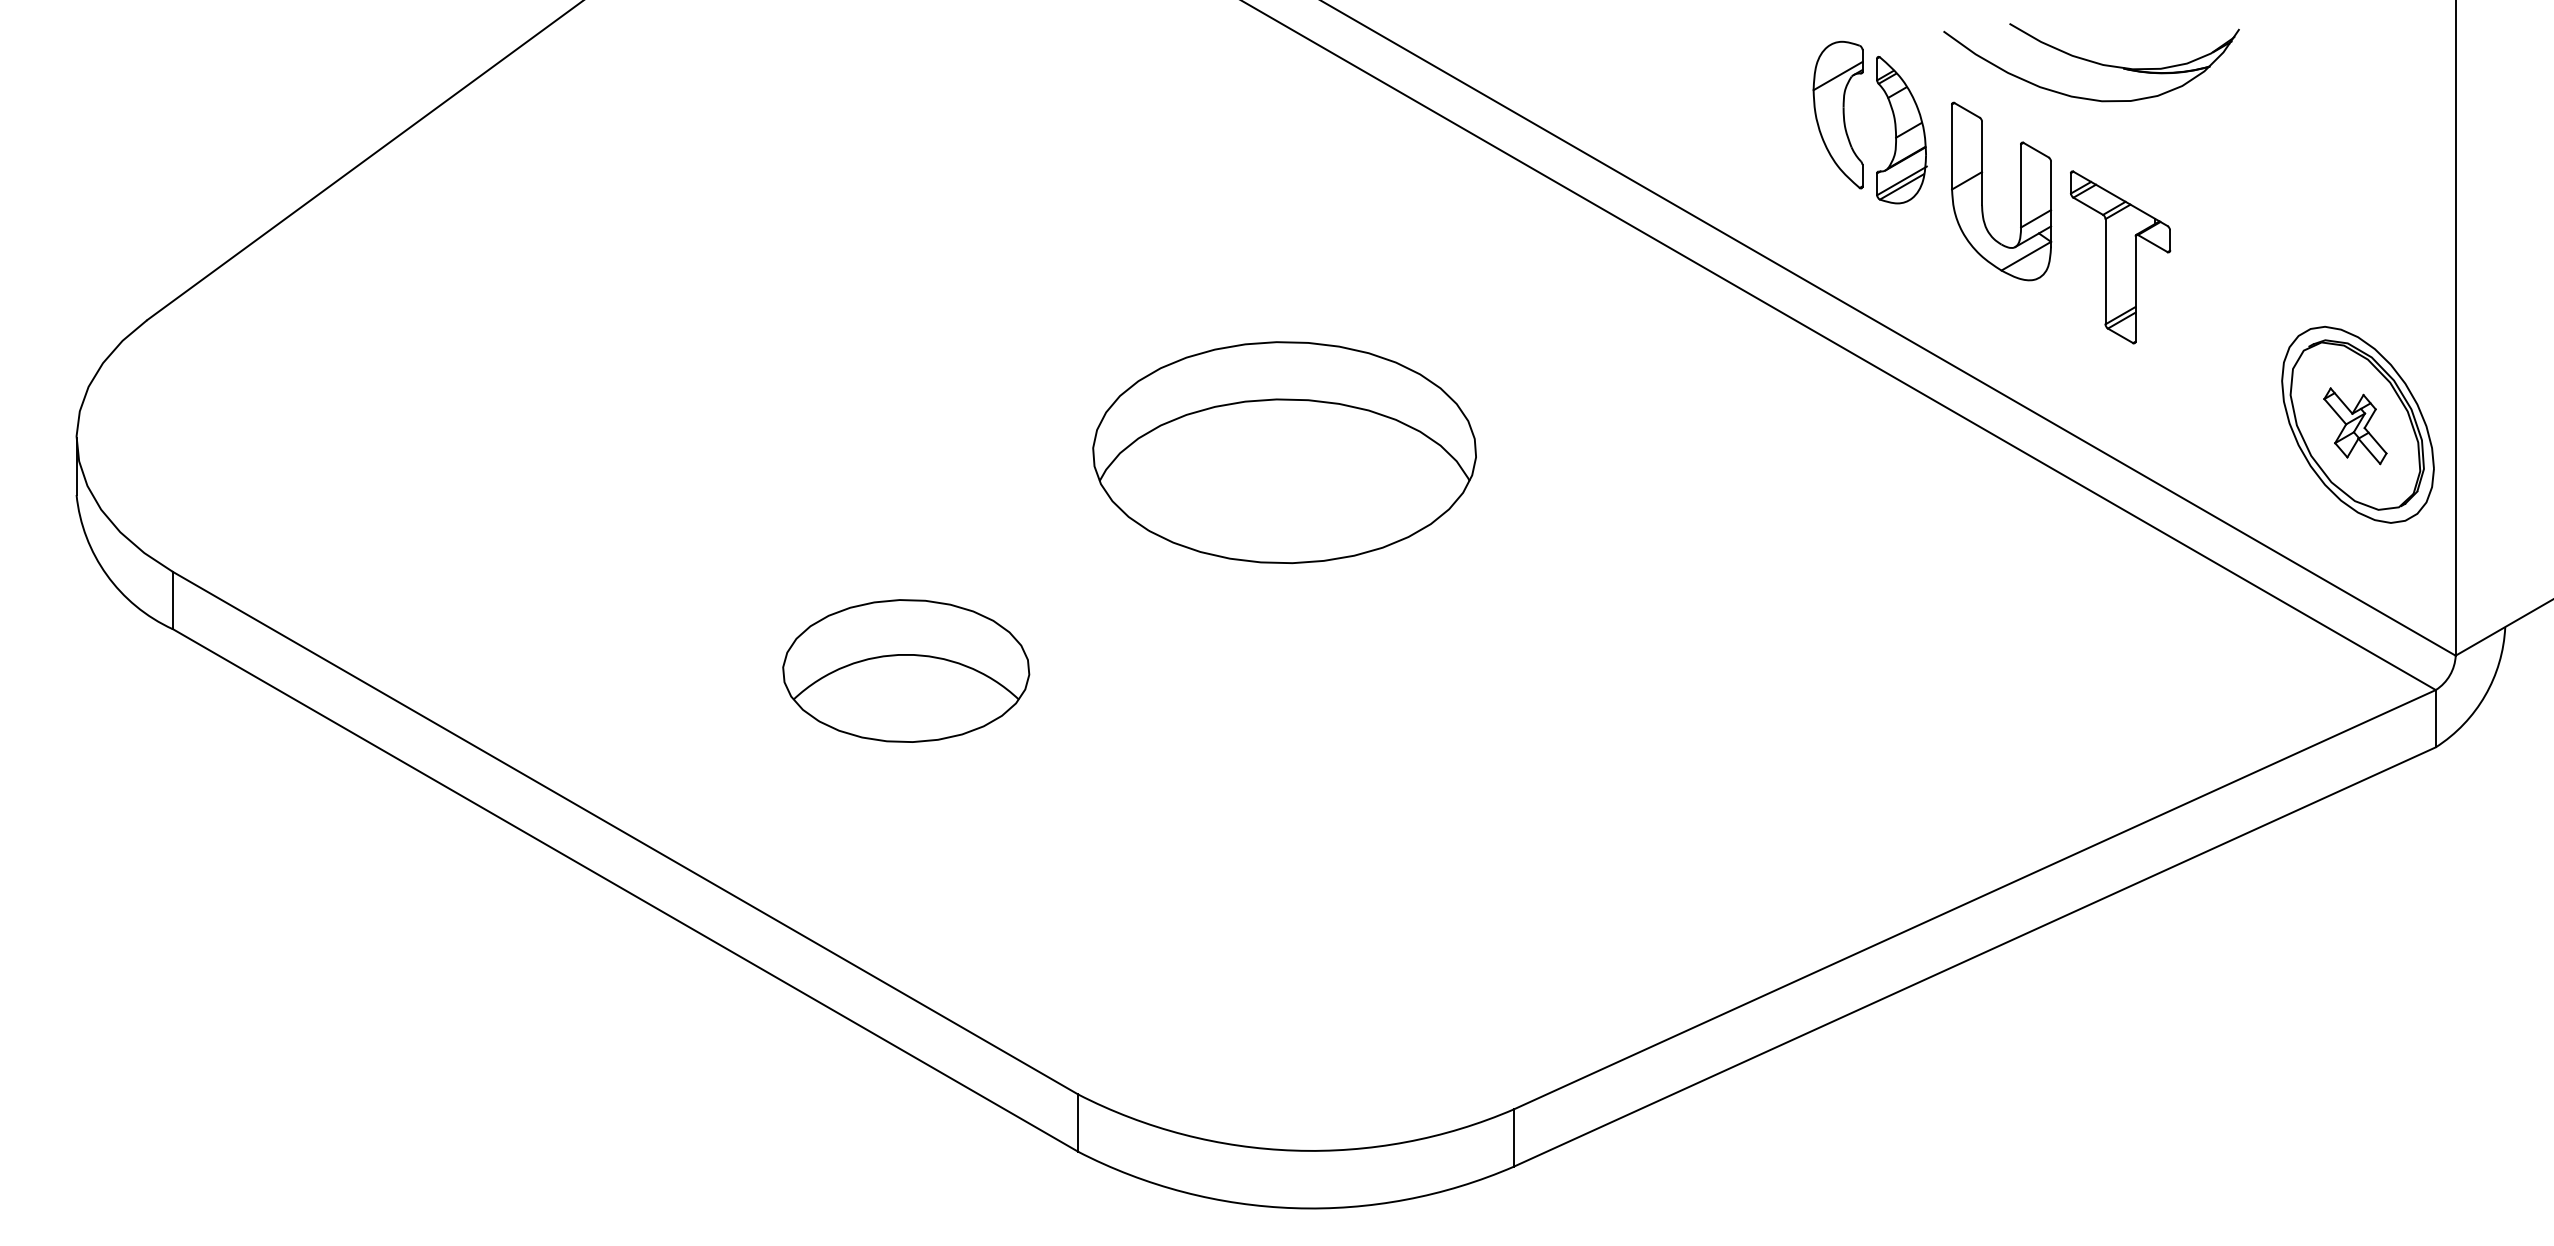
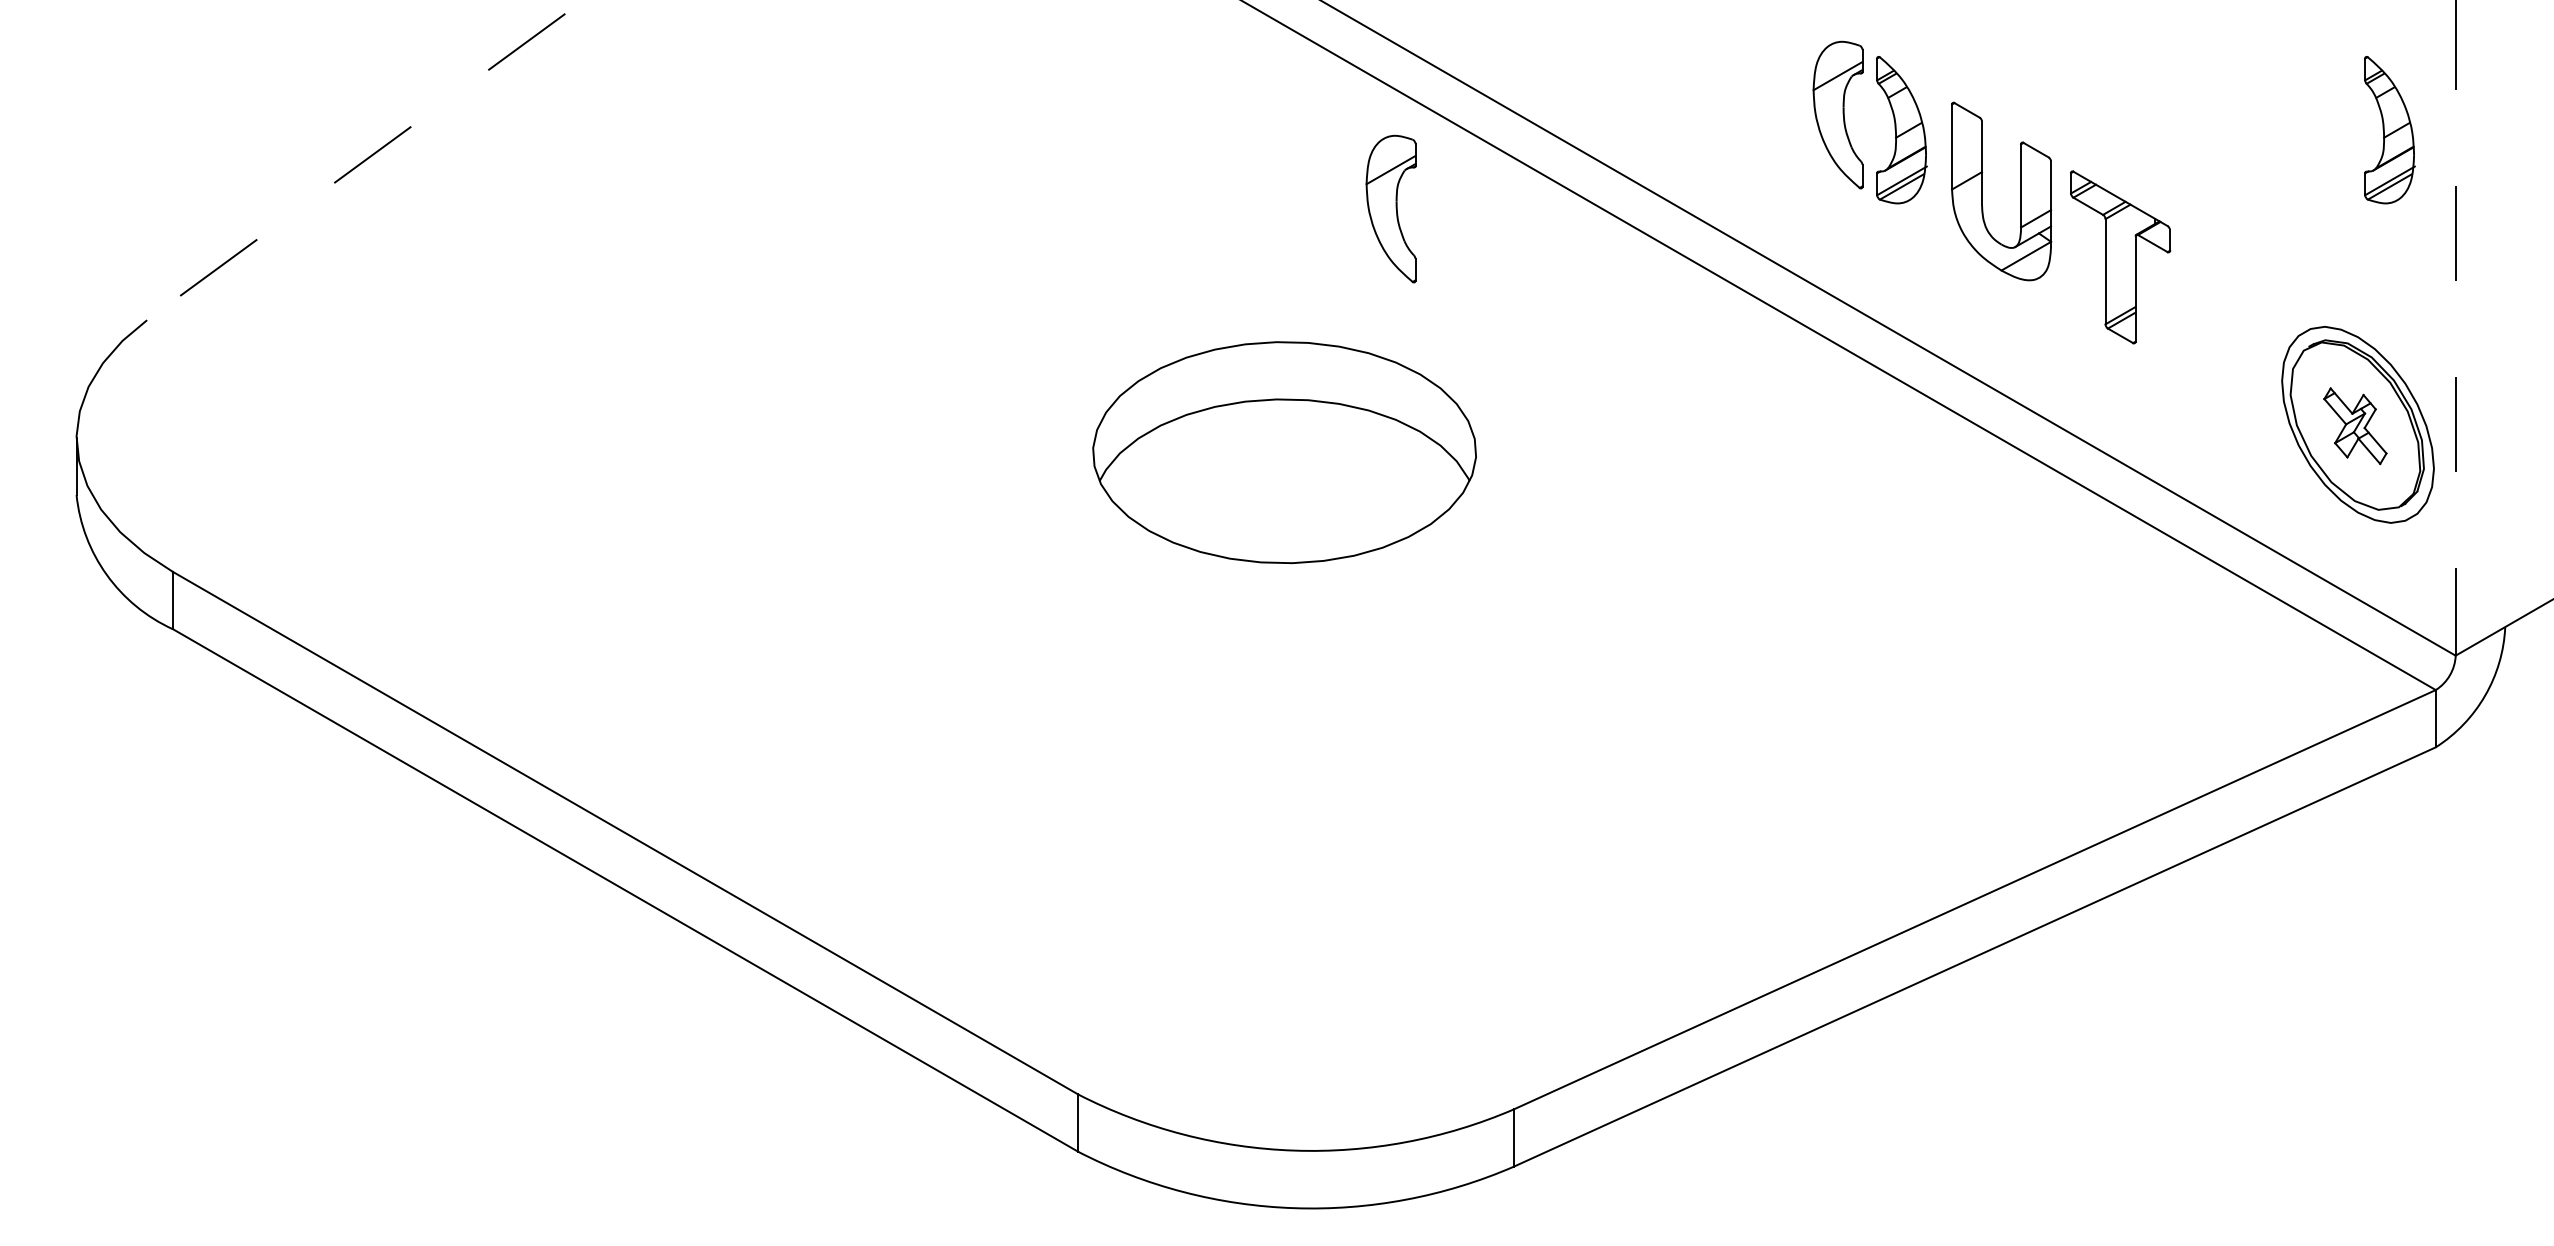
part: present -> none (2091, 62)
part: none -> present (2389, 130)
line: solid -> dashed (365, 160)
part: none -> present (1390, 208)
line: solid -> dashed (2455, 328)
part: present -> none (906, 670)
